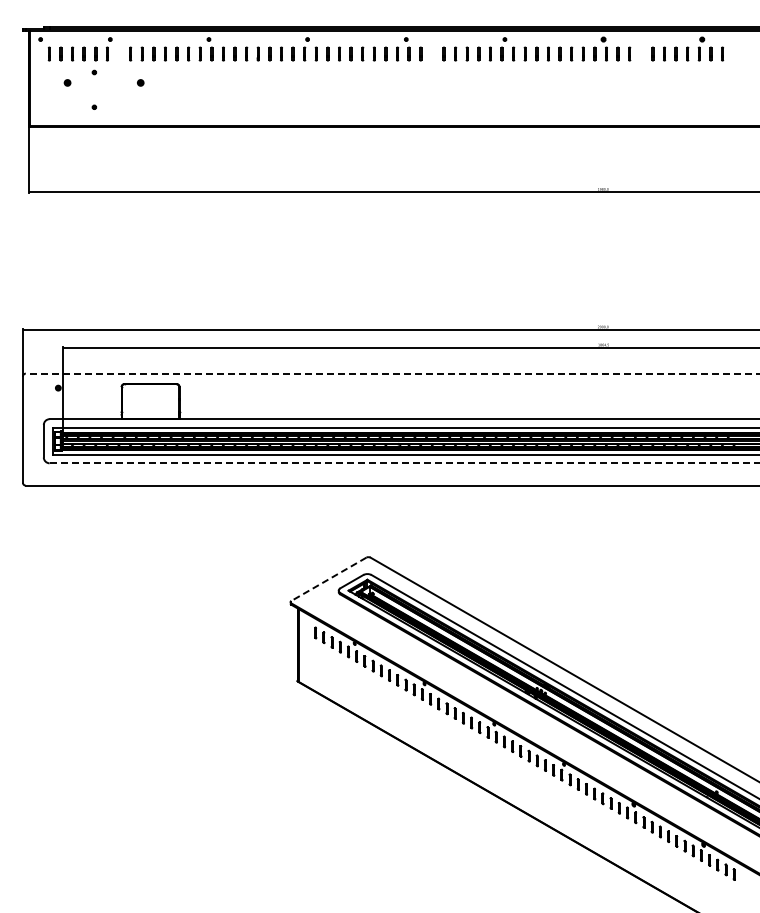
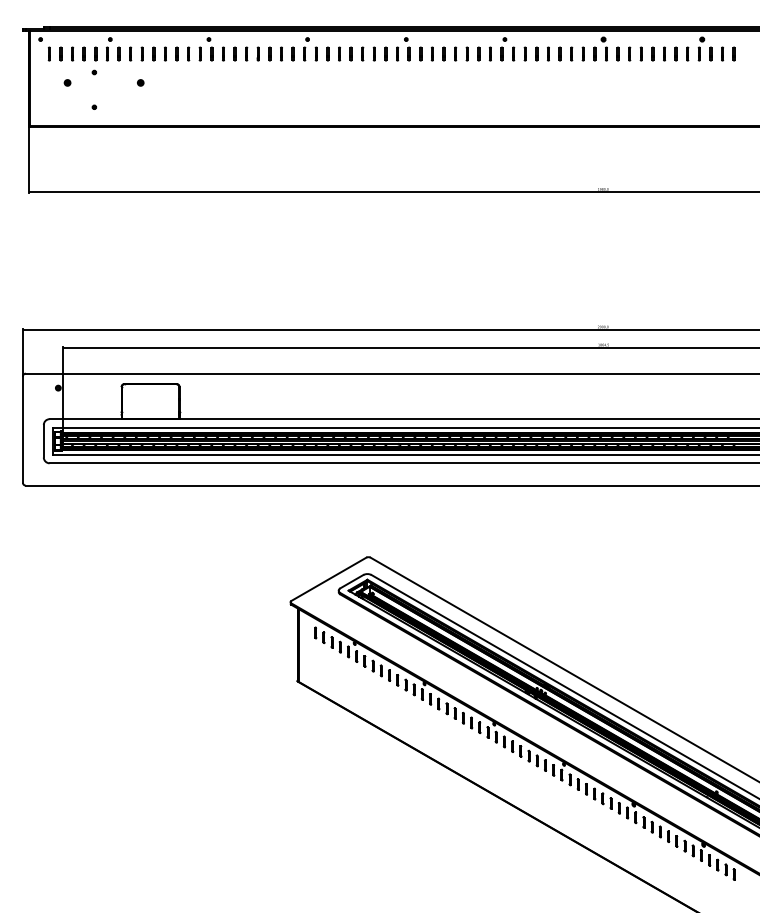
line: none -> present (118, 53)
part: none -> present (431, 53)
part: none -> present (640, 53)
line: none -> present (733, 53)
line: dashed -> solid (392, 373)
line: dashed -> solid (404, 463)
line: dashed -> solid (328, 579)
